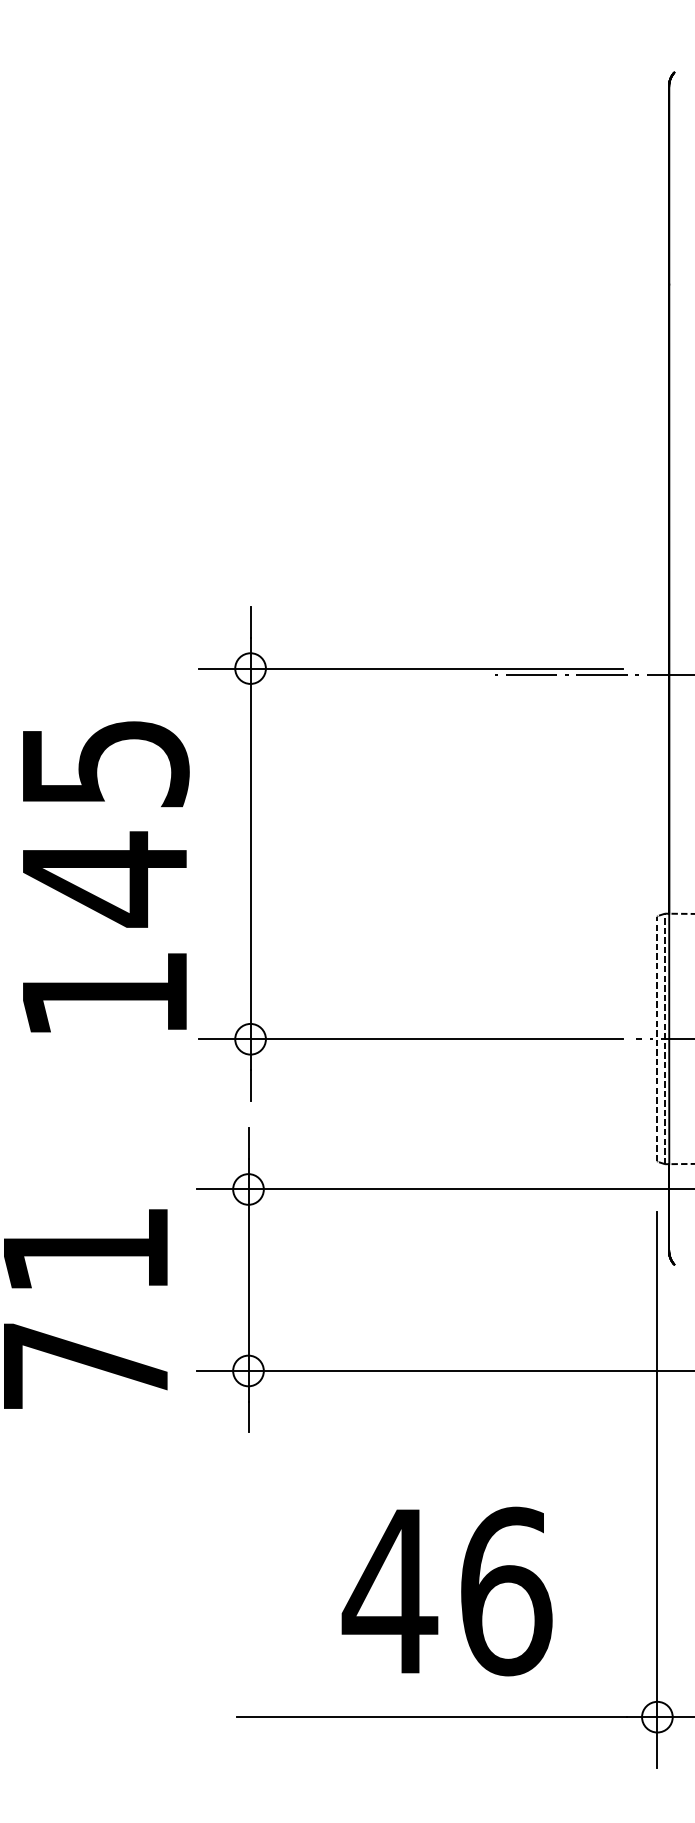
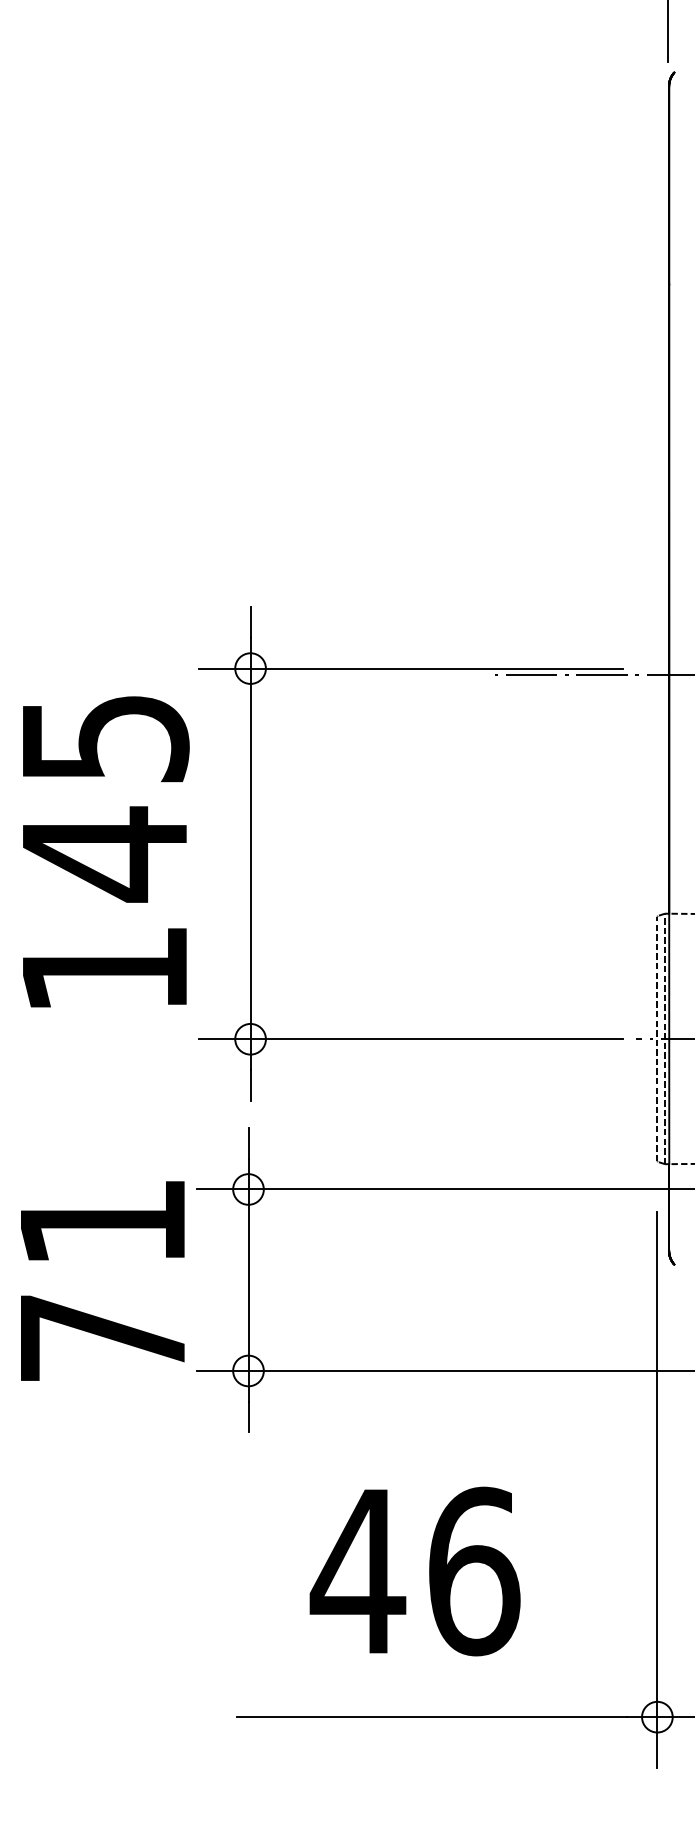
line: none -> present (668, 32)
text position: (106, 876) -> (106, 851) (106, 851)
text position: (85, 1308) -> (102, 1280) (102, 1280)
text position: (446, 1591) -> (414, 1571) (414, 1571)
